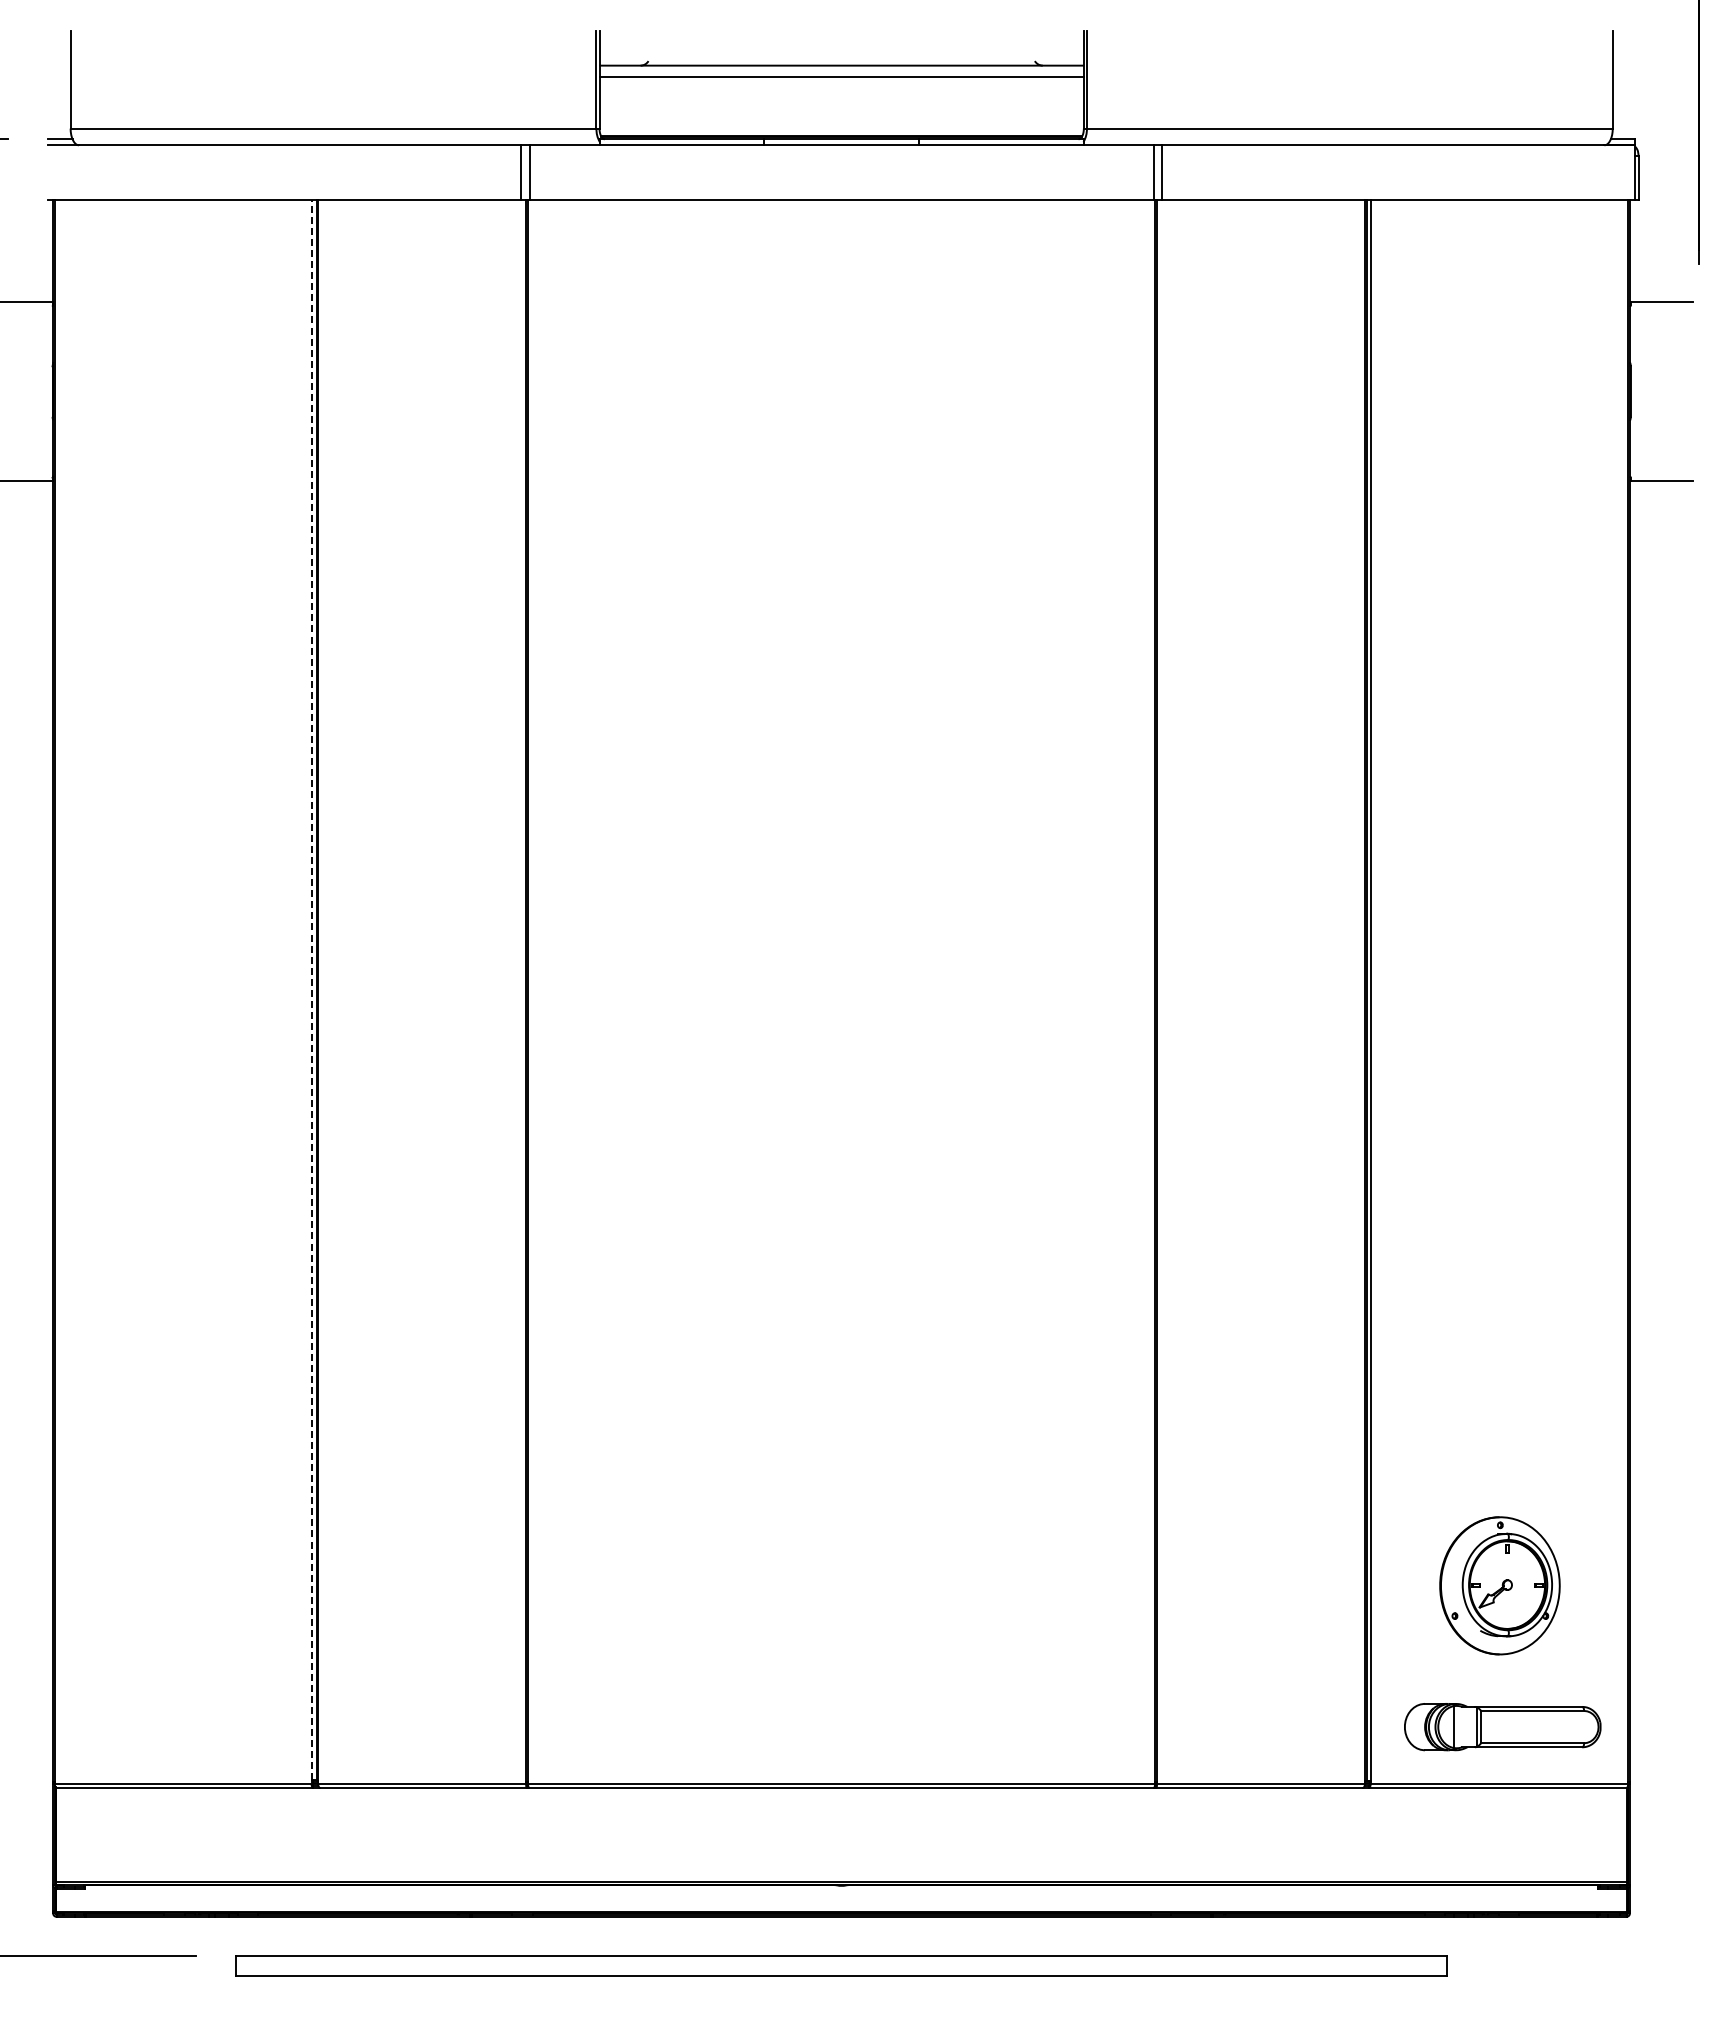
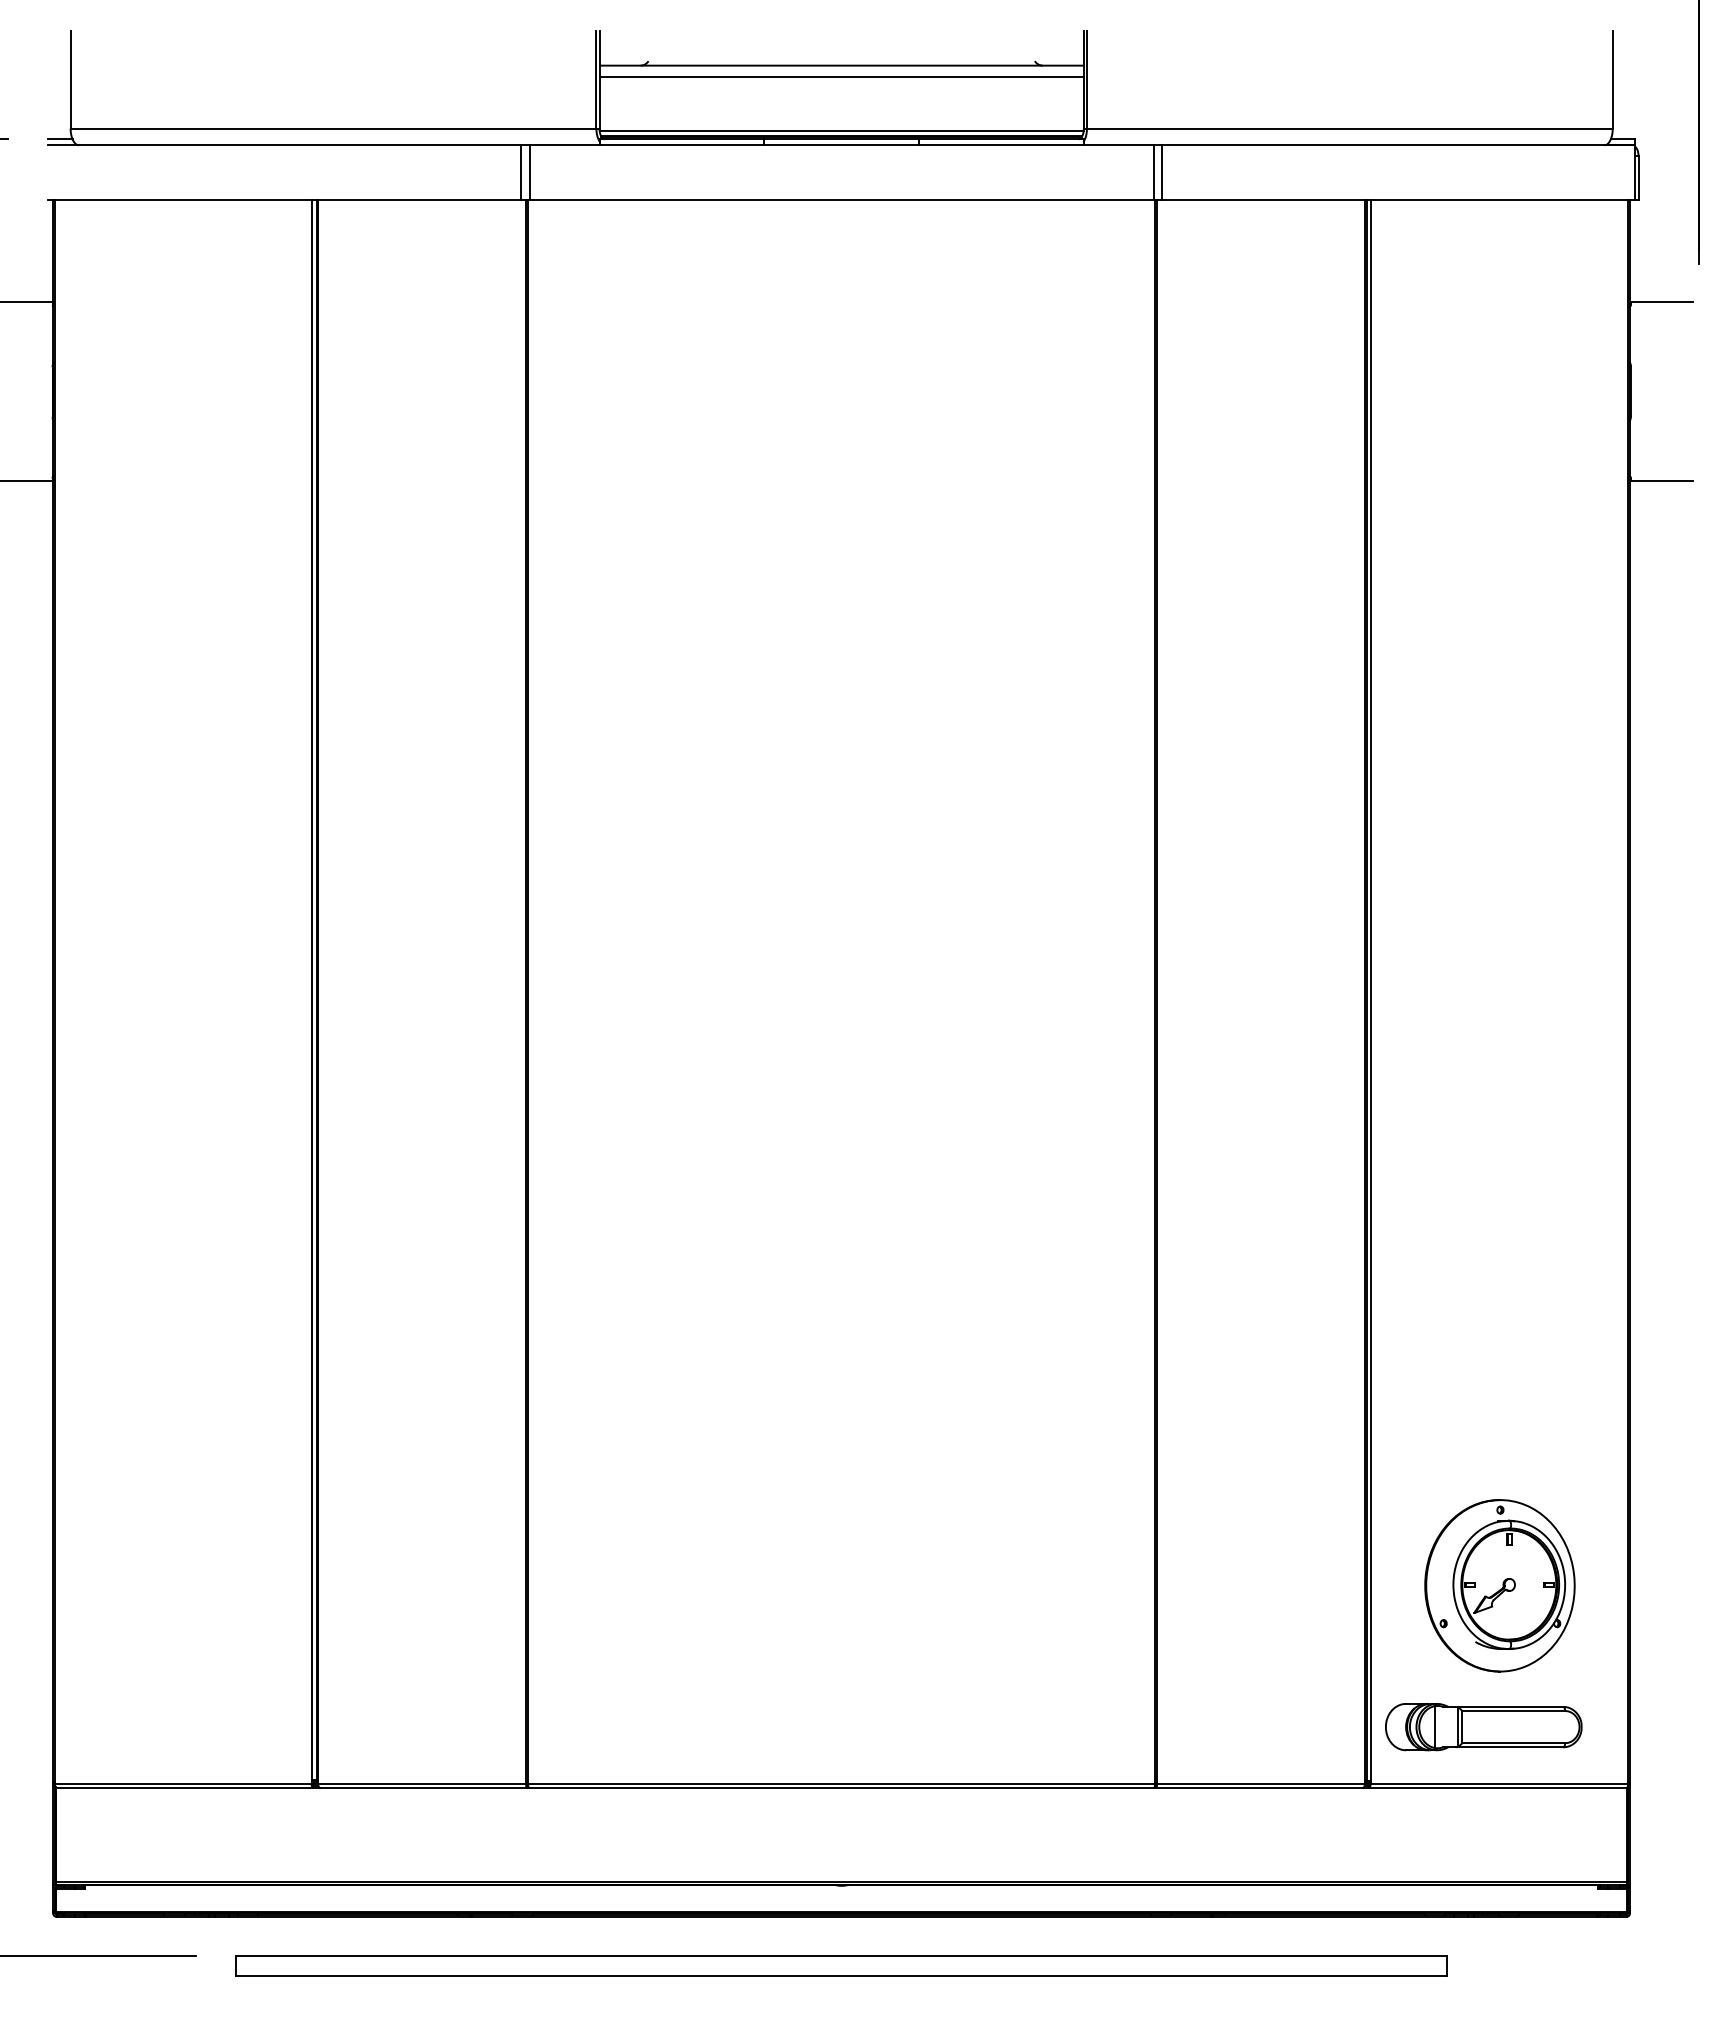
line: none -> present (841, 131)
line: dashed -> solid (312, 989)
part size: 122x140 px -> 152x174 px (1499, 1585)
part position: (1502, 1727) -> (1483, 1727) (1483, 1727)
